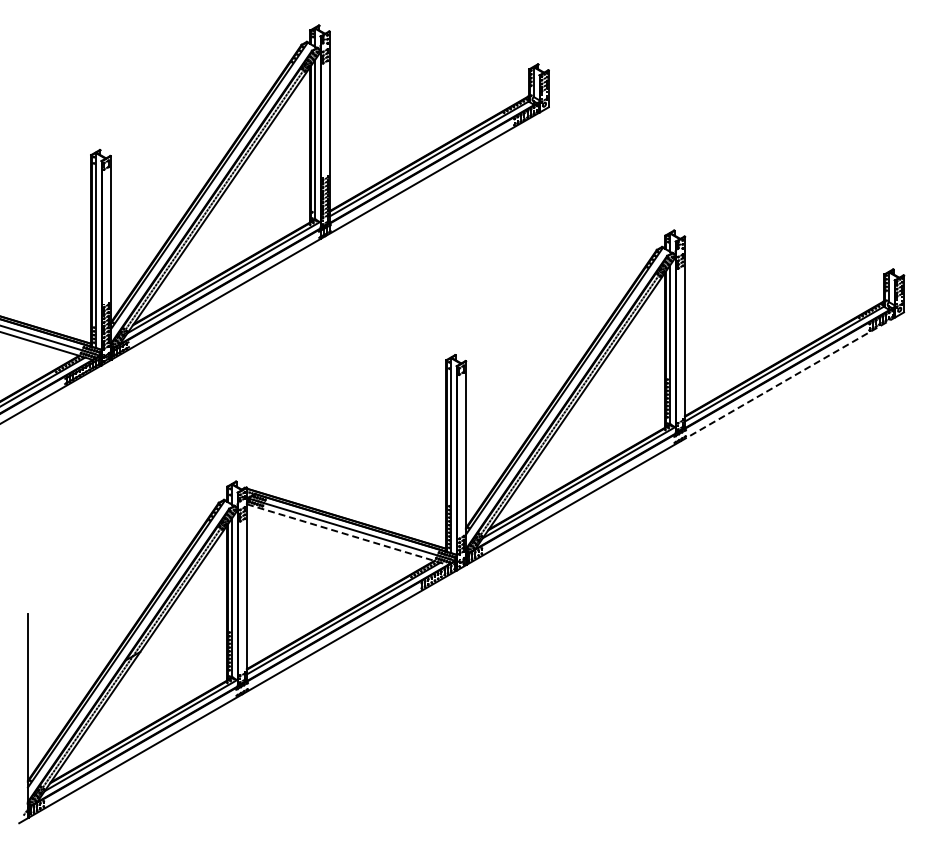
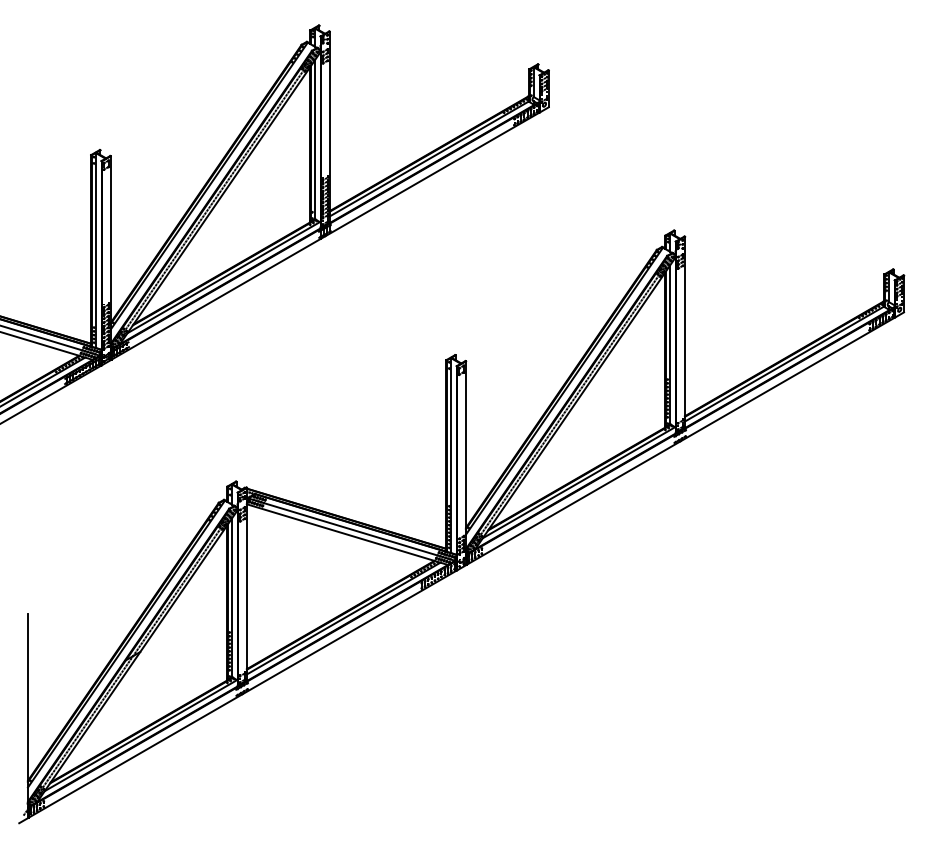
line: dashed -> solid (787, 379)
line: dashed -> solid (347, 534)
